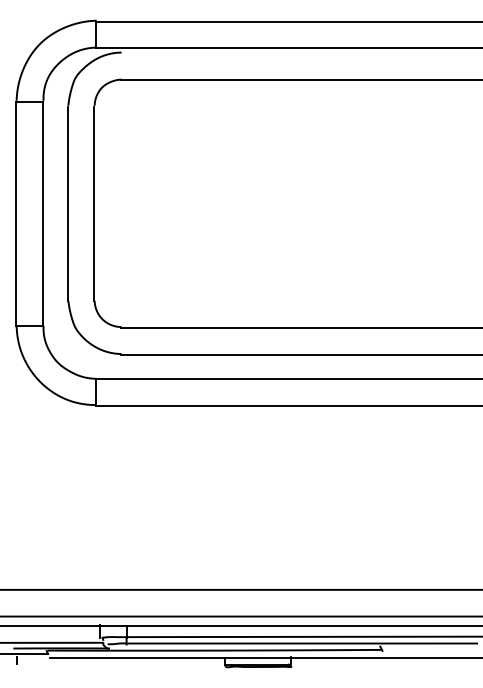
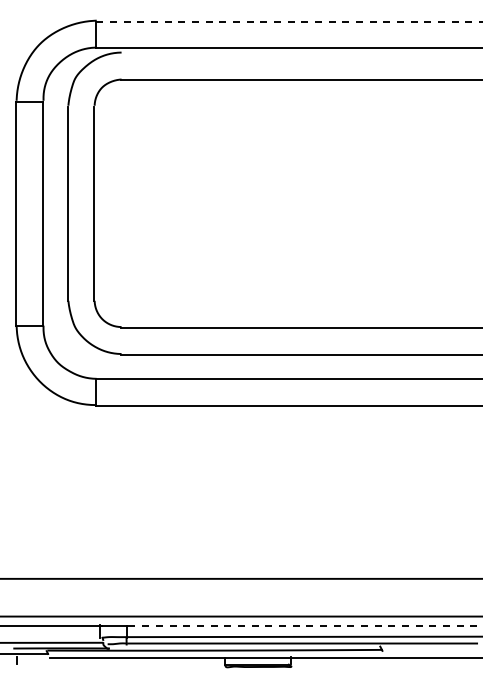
line: solid -> dashed (289, 21)
line position: (240, 589) -> (240, 578) (240, 578)
line: solid -> dashed (304, 625)
